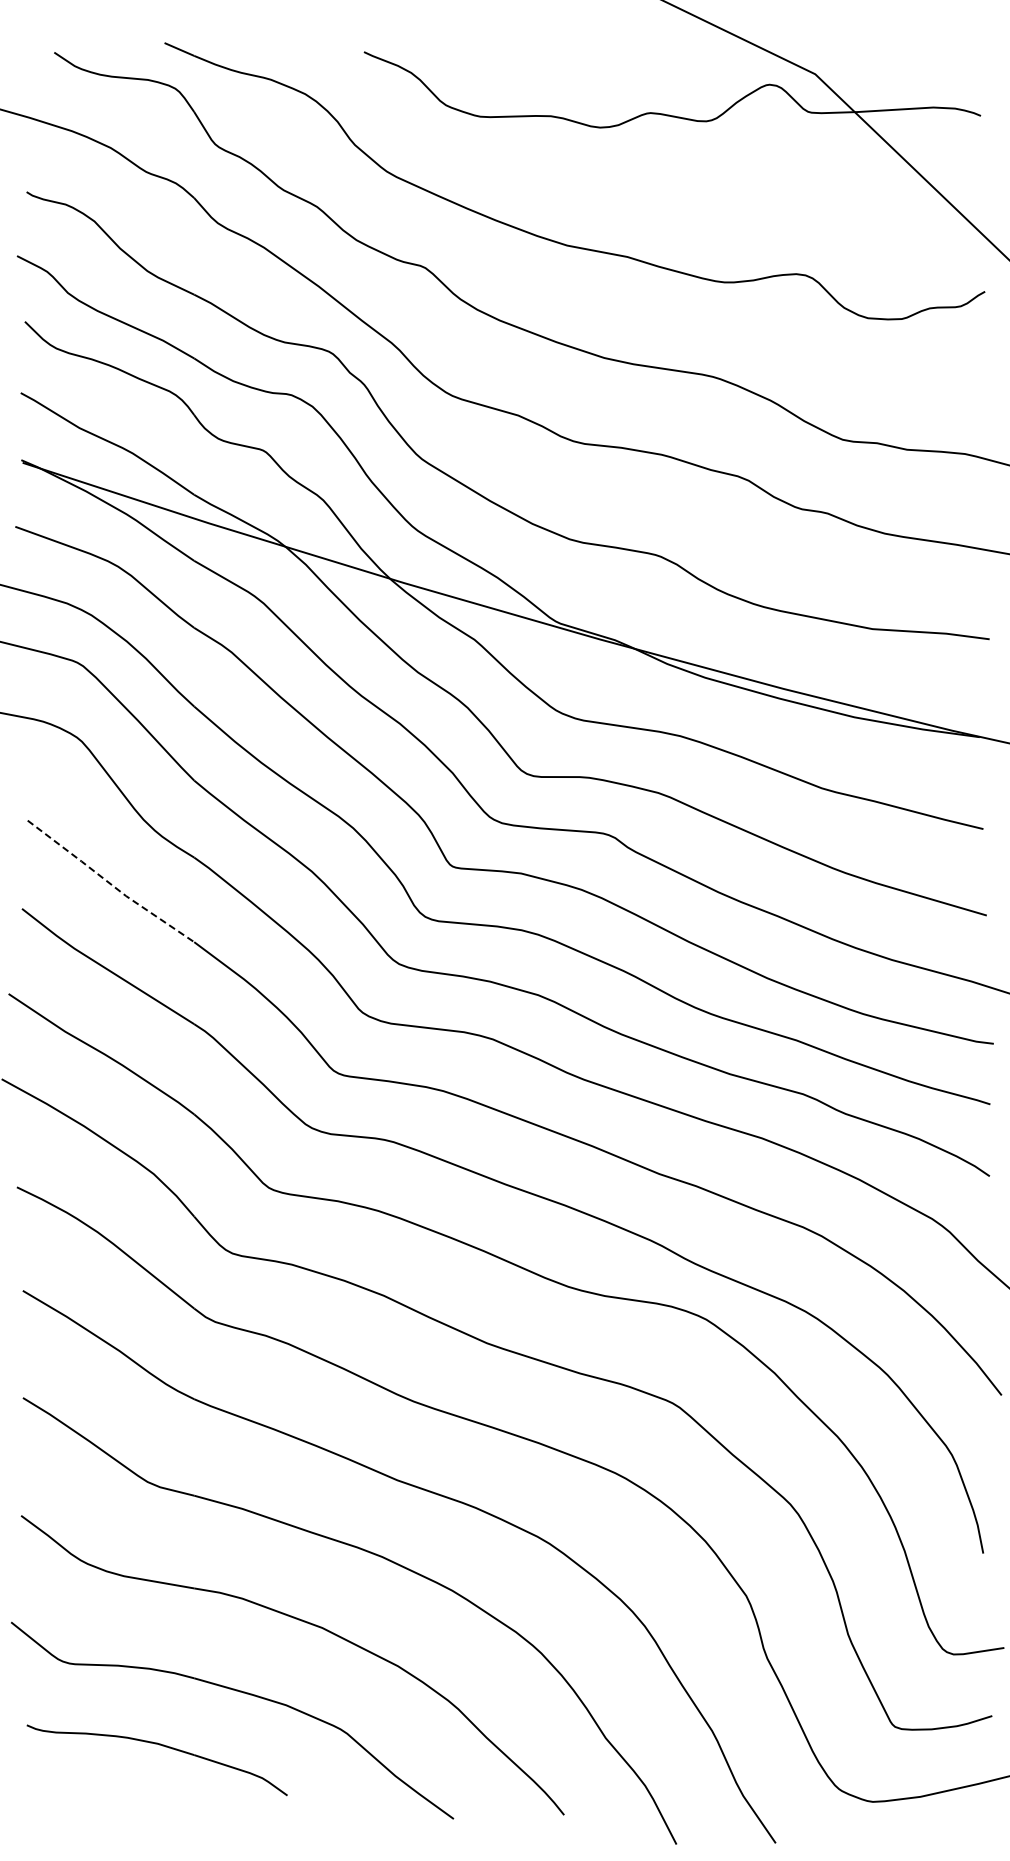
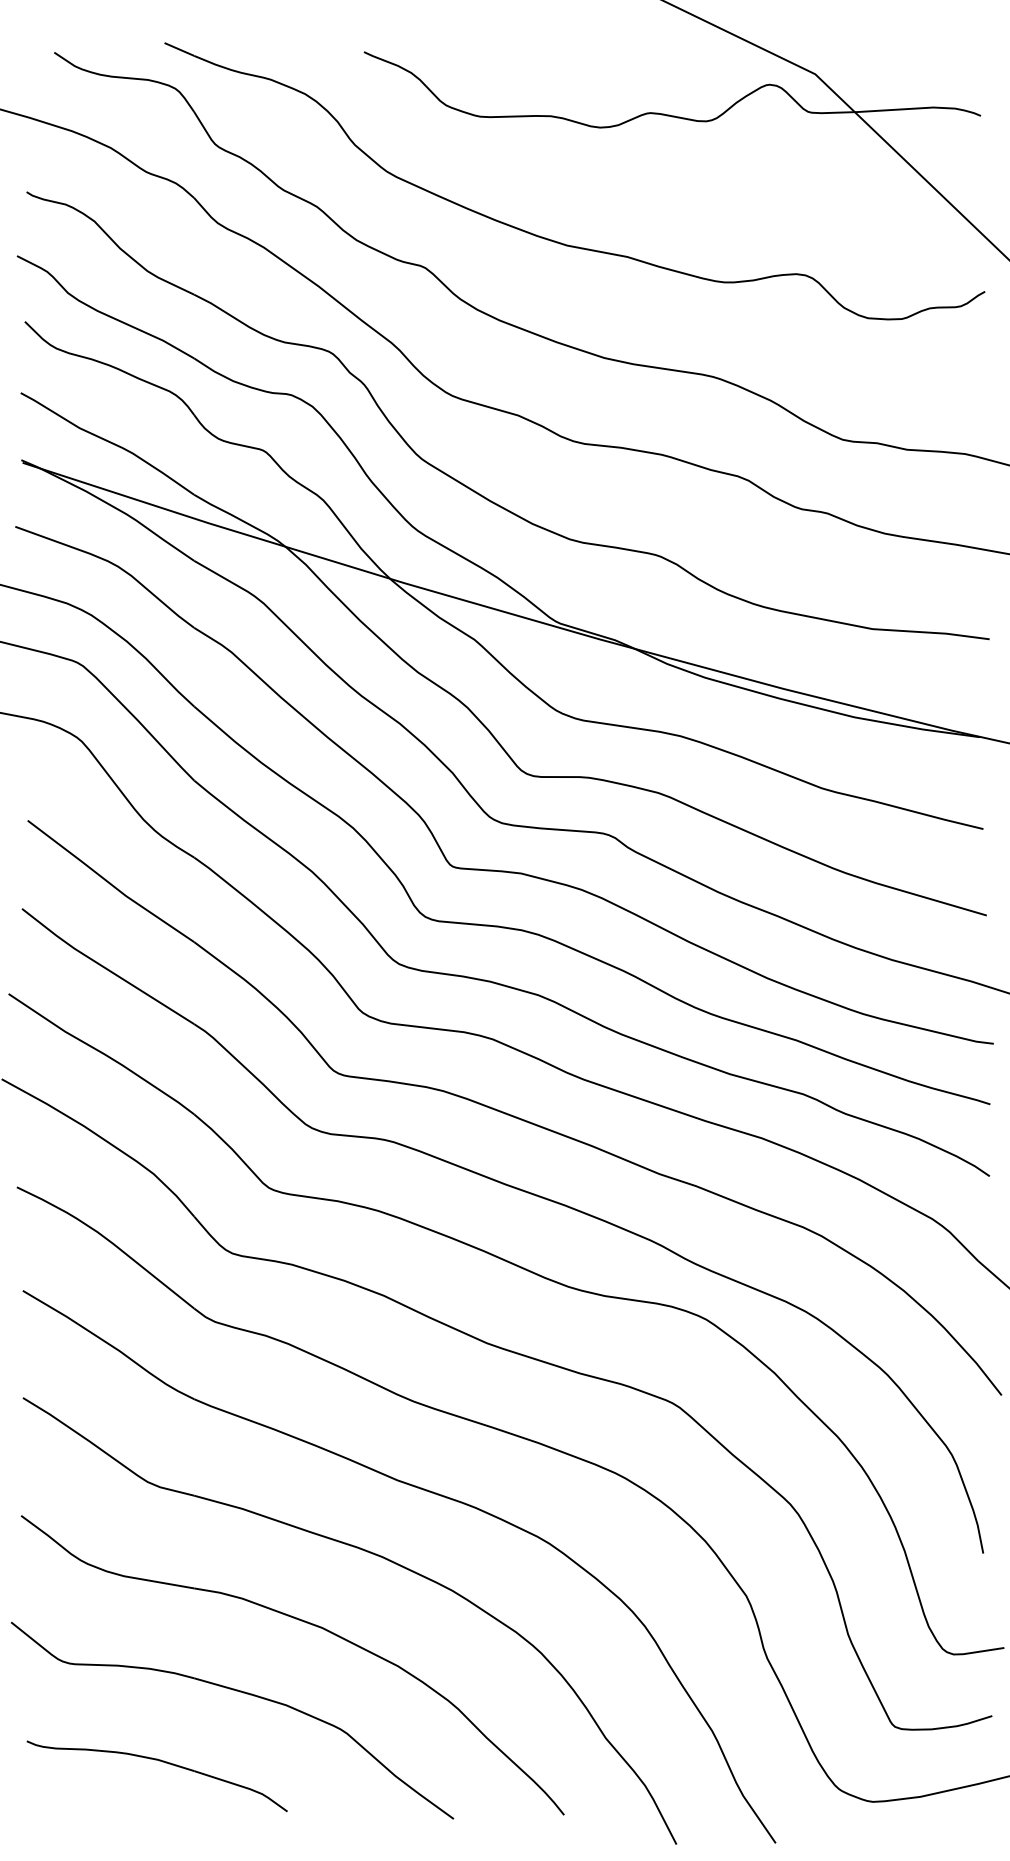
line: dashed -> solid (109, 883)
part position: (162, 1746) -> (162, 1762) (162, 1762)
